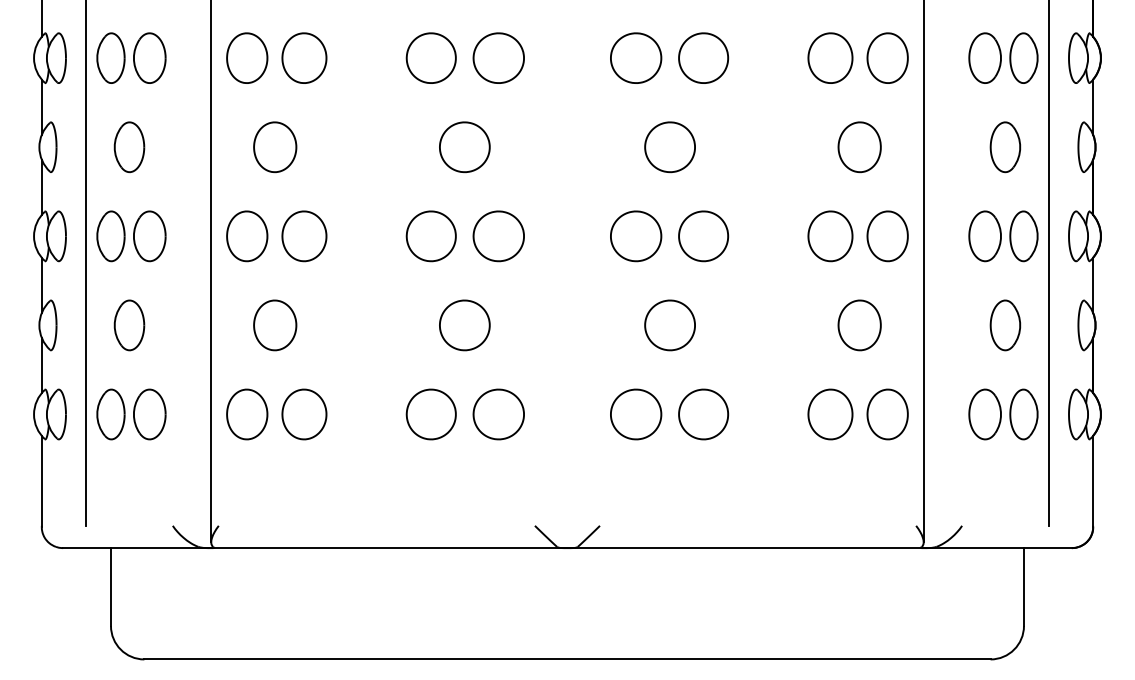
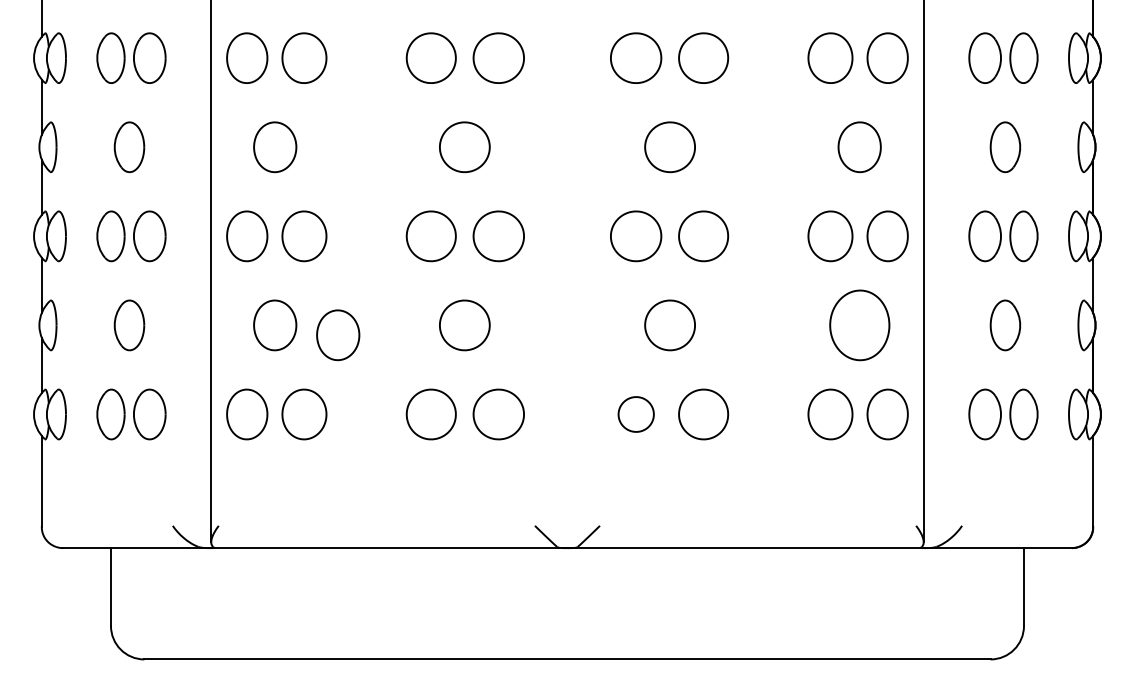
line: present -> none (85, 263)
line: present -> none (1049, 263)
part size: 45x53 px -> 62x73 px (859, 325)
part: none -> present (338, 335)
part size: 53x53 px -> 38x37 px (635, 414)
